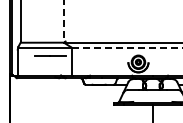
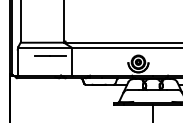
line: dashed -> solid (63, 21)
line: dashed -> solid (128, 48)
